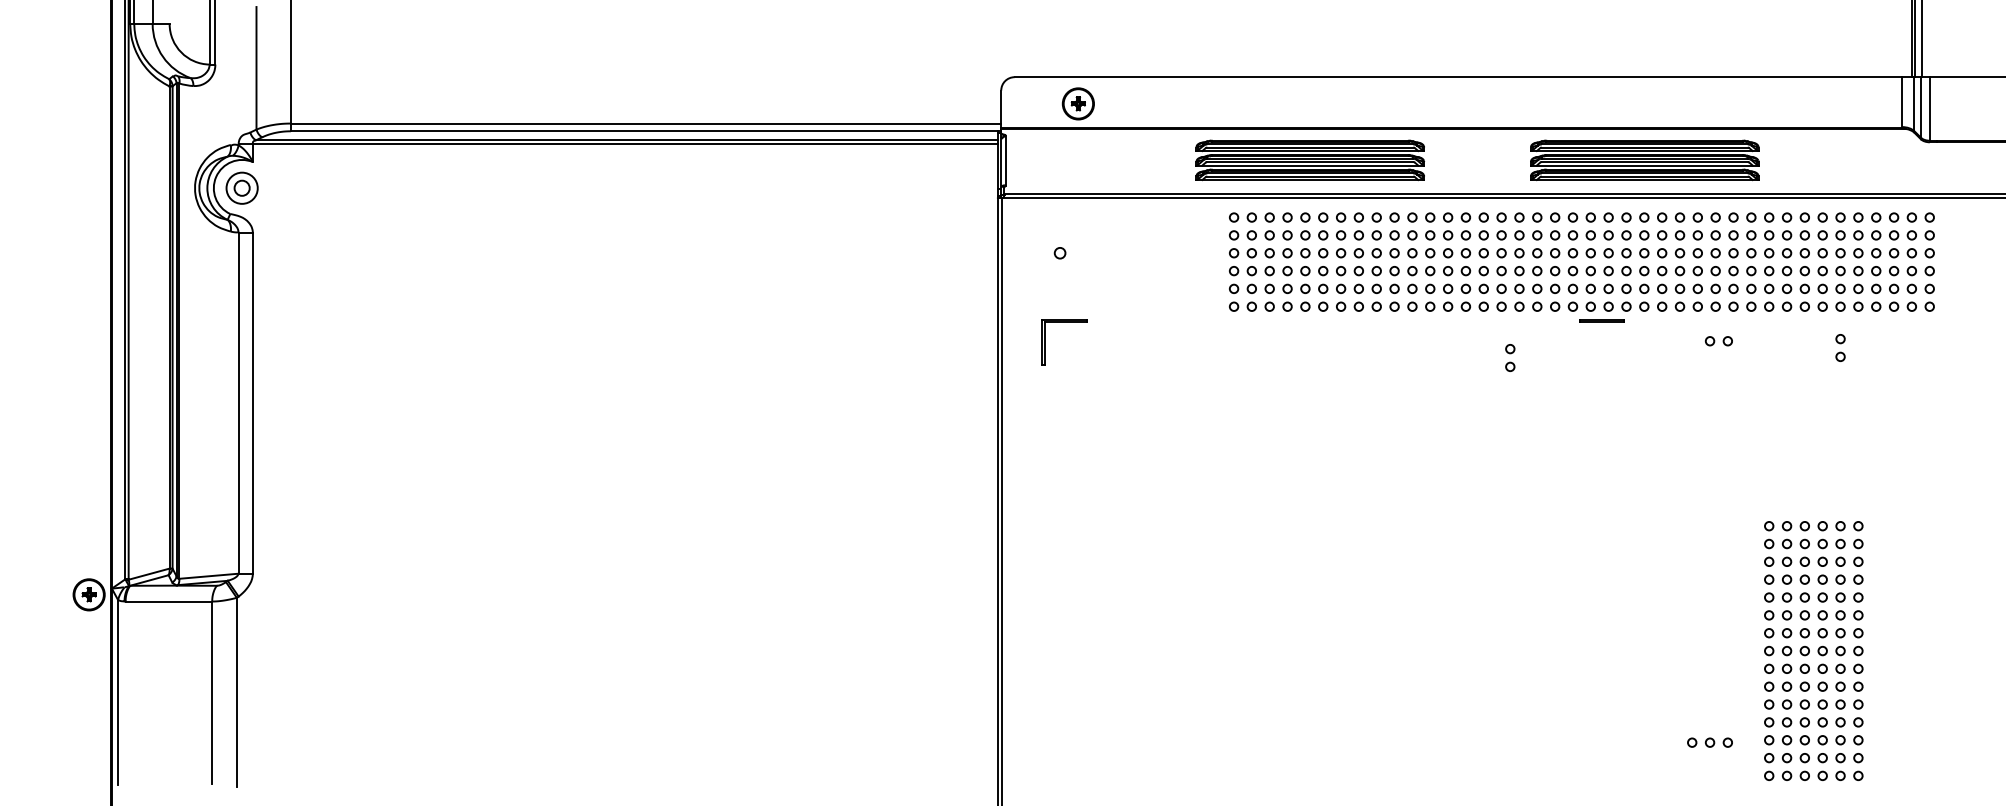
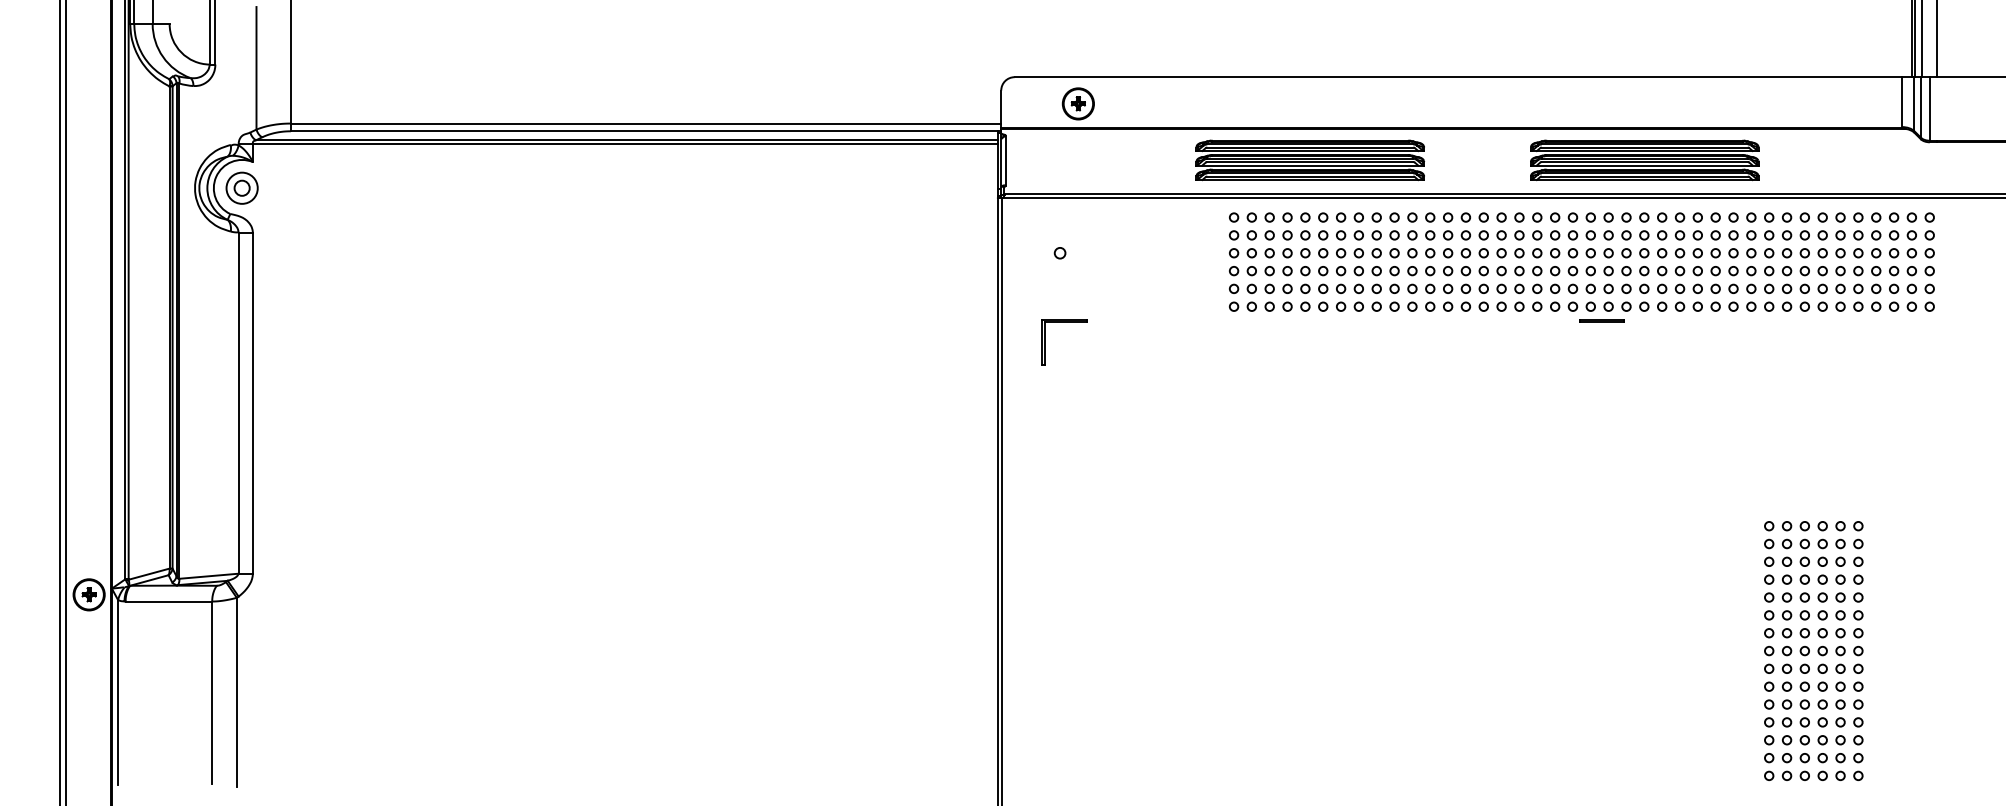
line: none -> present (1937, 39)
part: present -> none (1718, 341)
part: present -> none (1840, 347)
part: present -> none (1510, 357)
line: none -> present (60, 402)
line: none -> present (65, 402)
part: present -> none (1709, 742)
